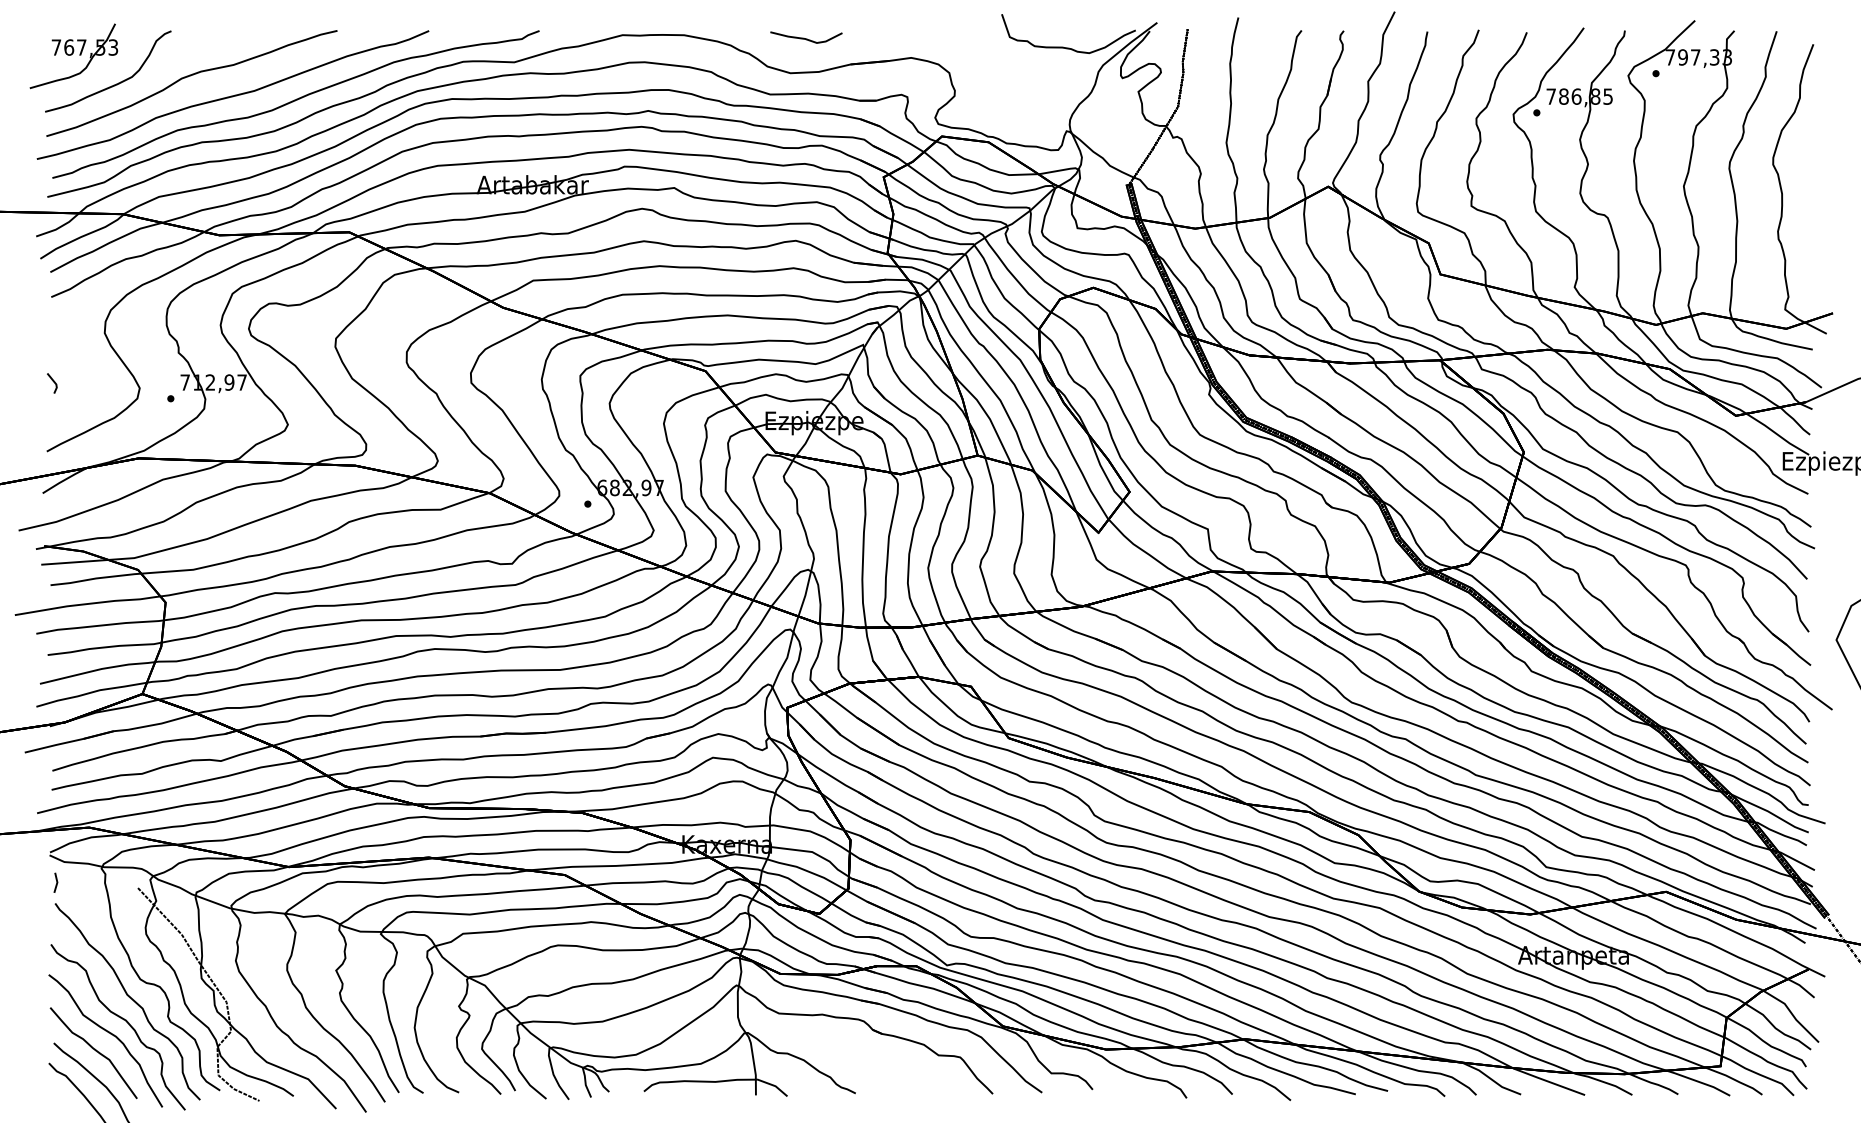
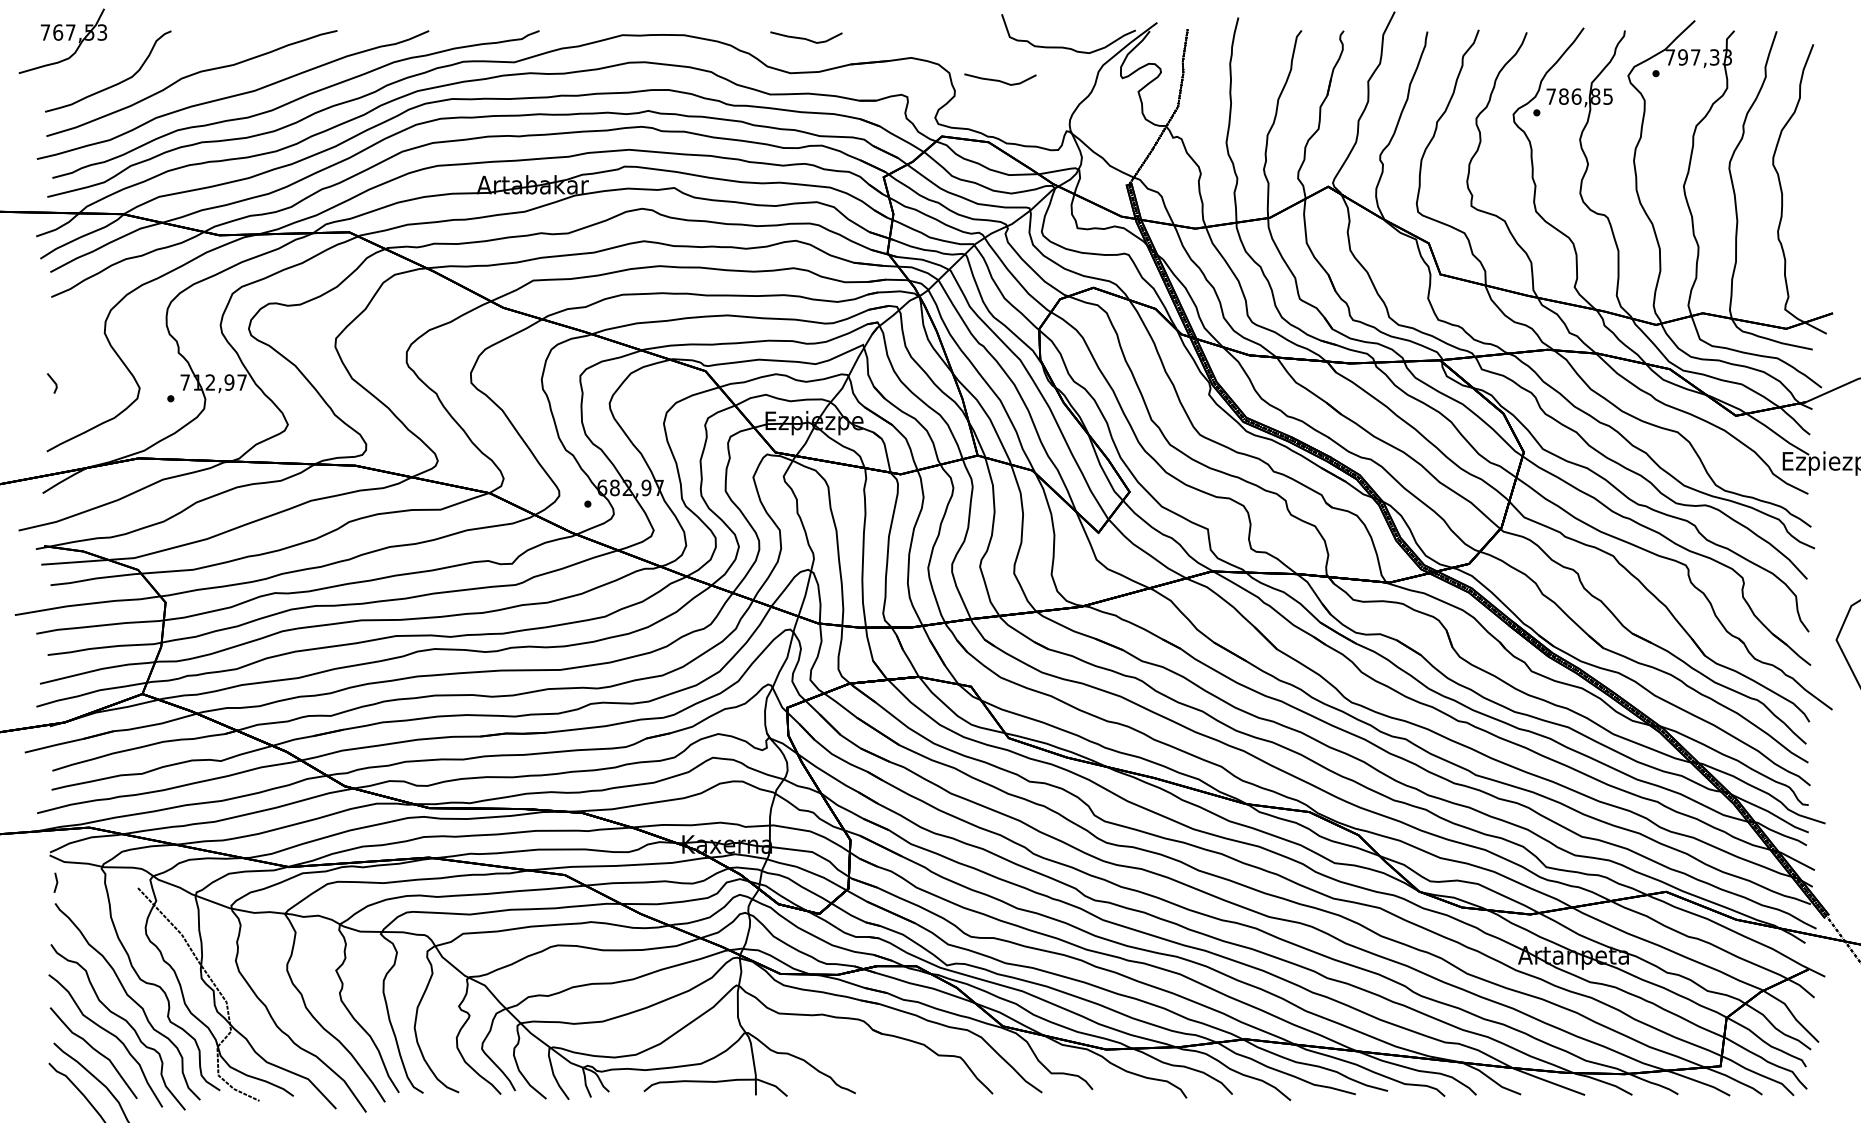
part position: (73, 56) -> (62, 41) (62, 41)
curve: none -> present (1000, 80)
